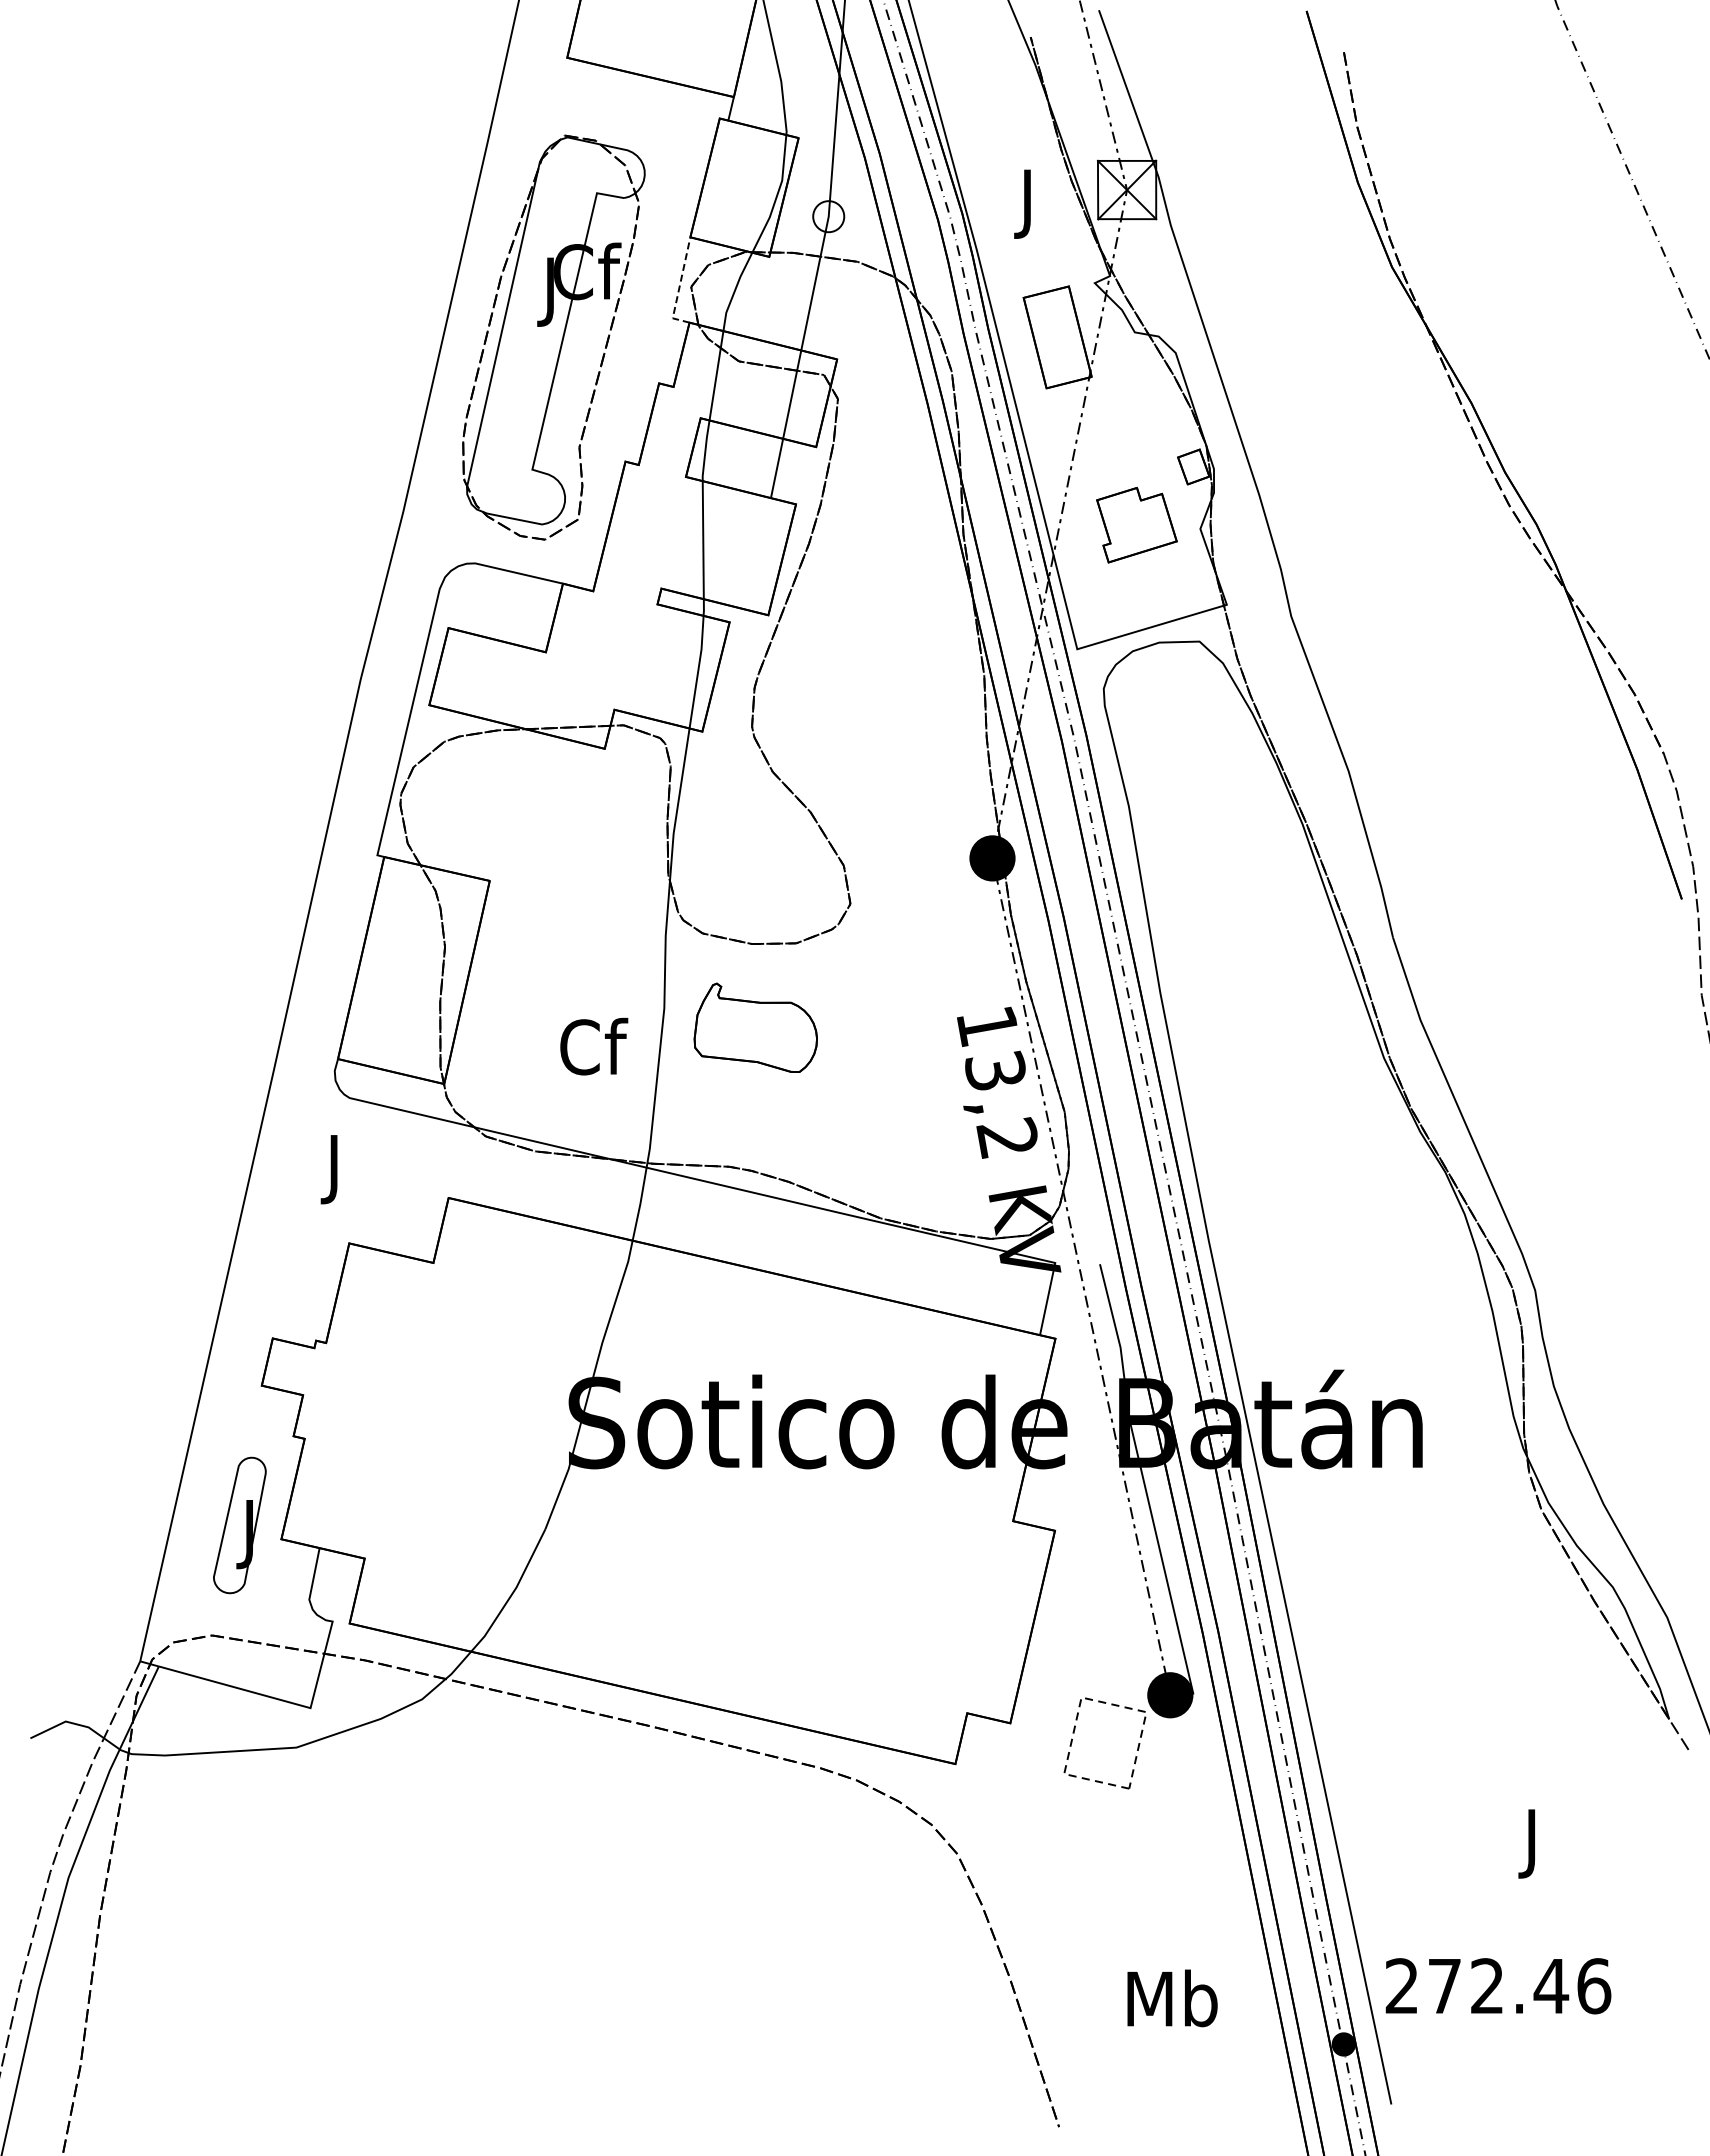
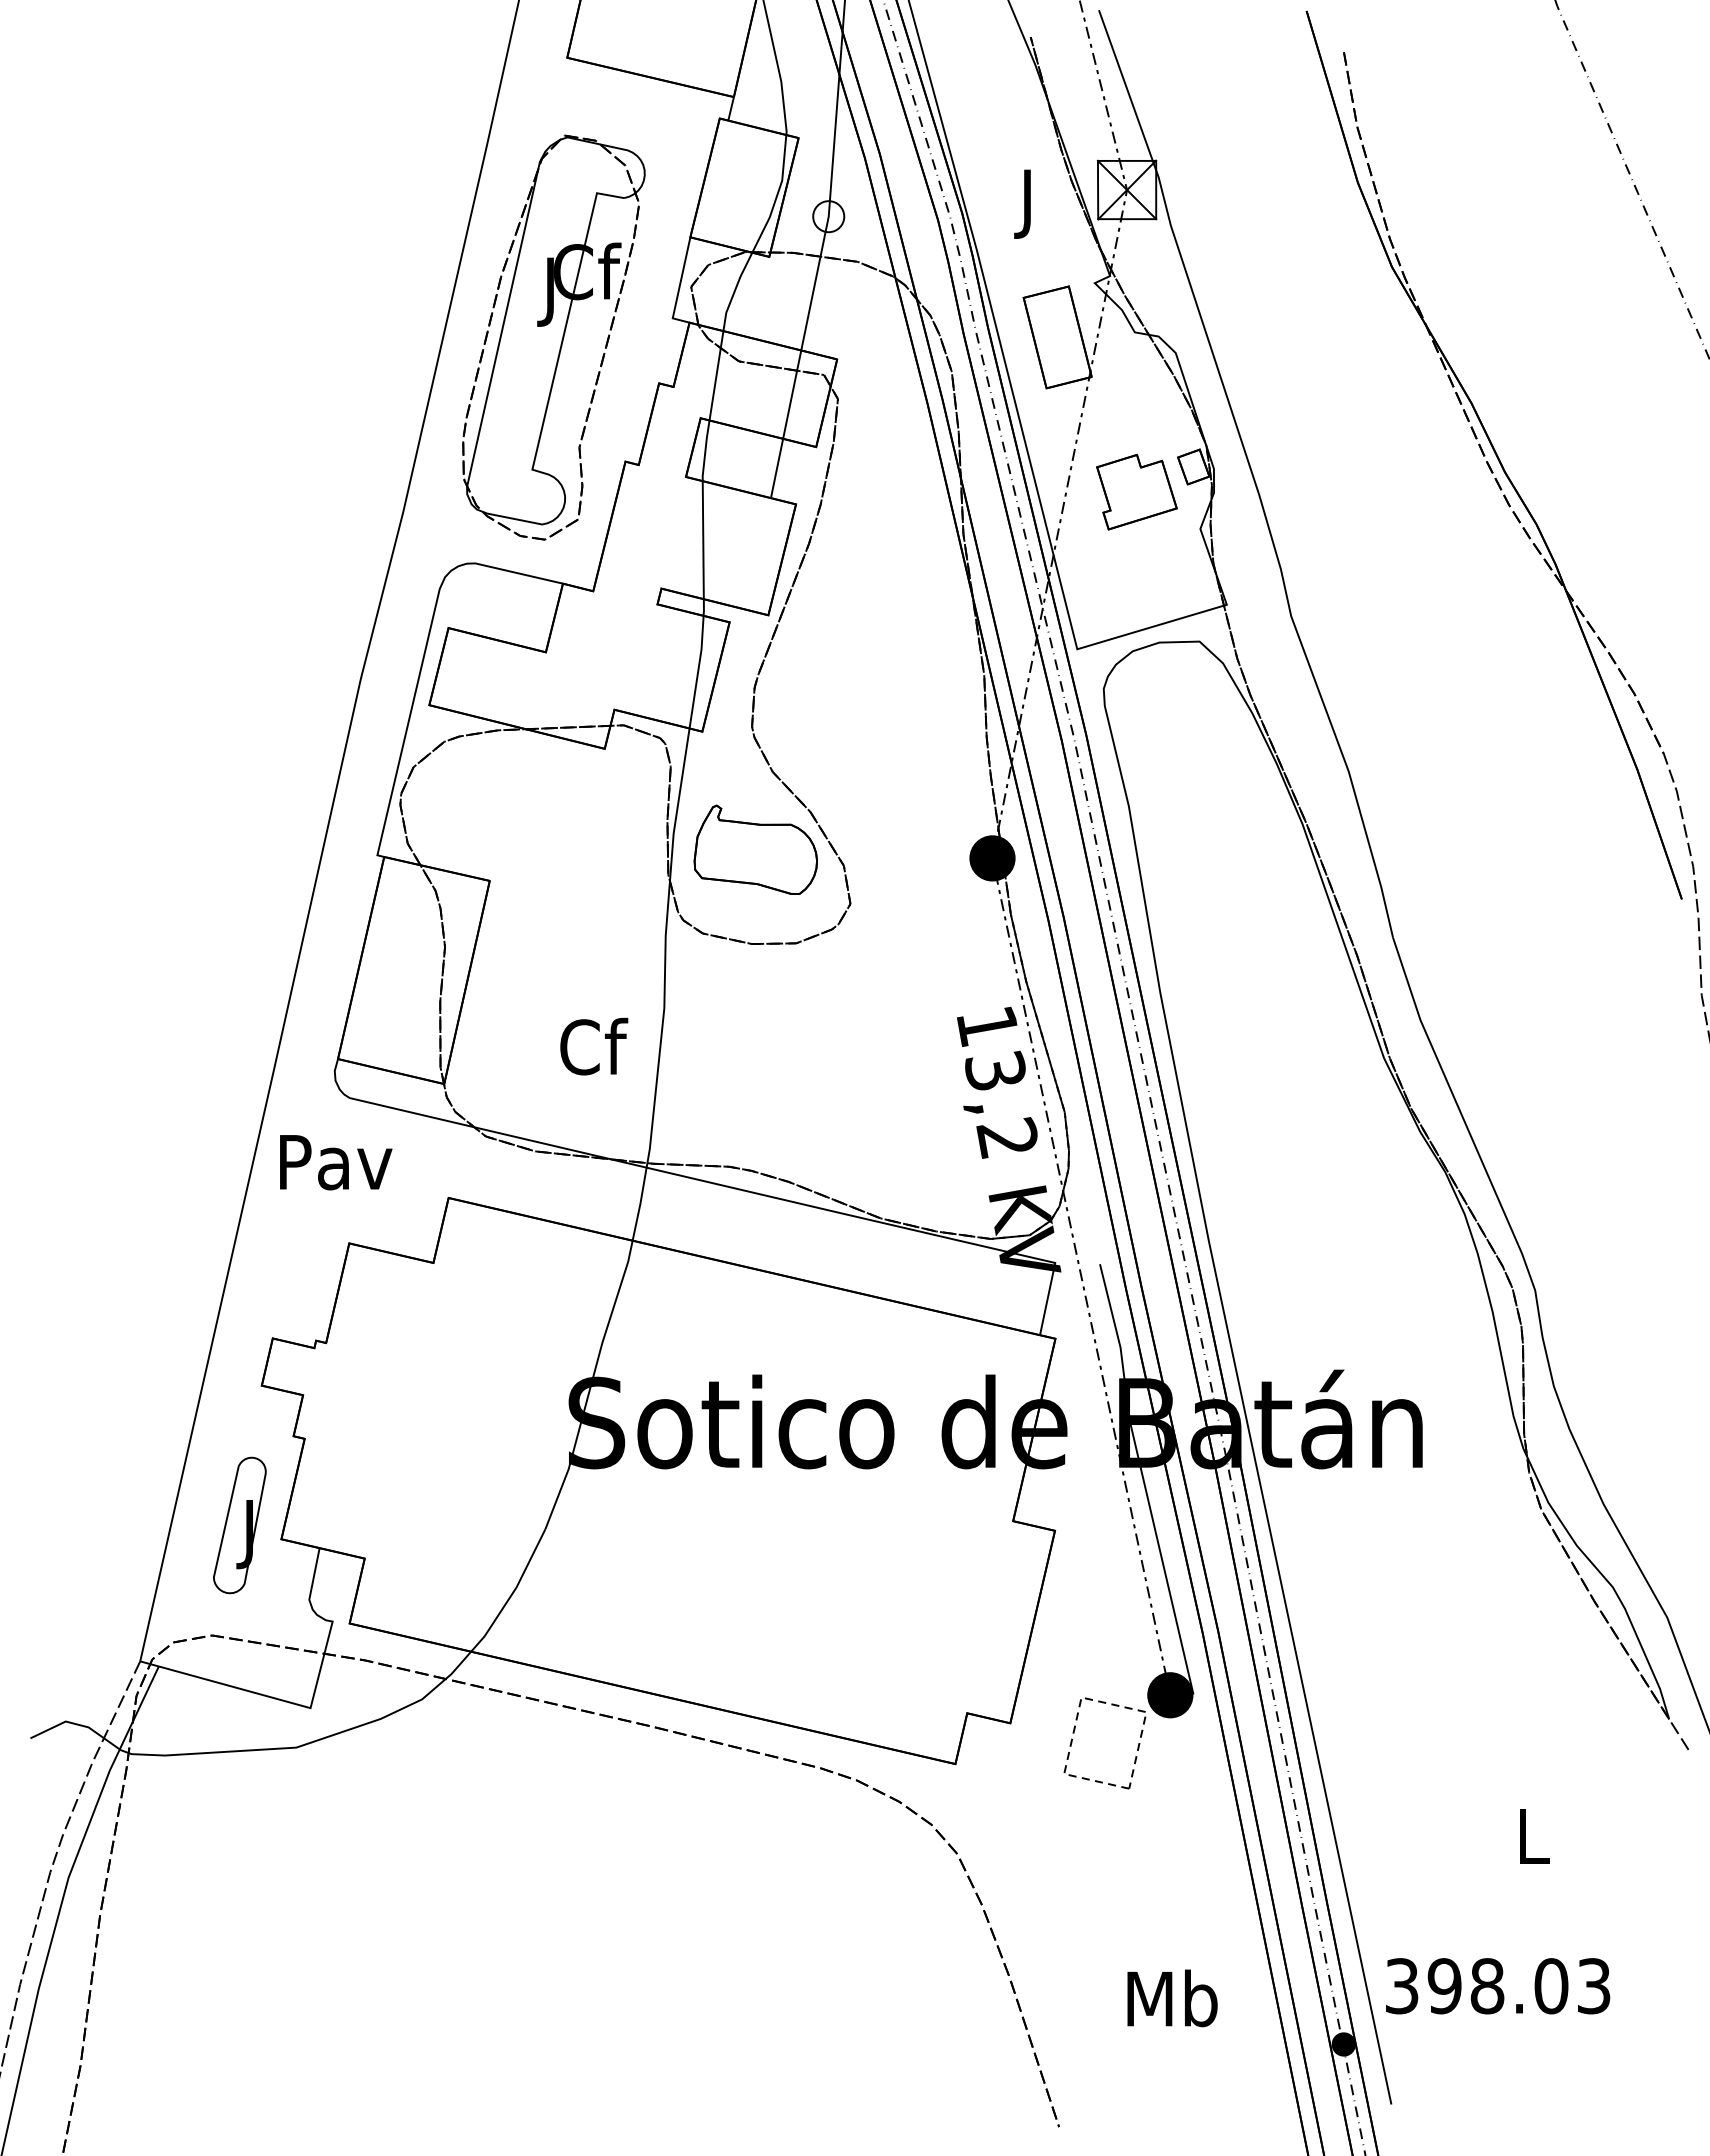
line: dashed -> solid (679, 287)
part position: (1136, 524) -> (1136, 491) (1136, 491)
part position: (755, 1027) -> (755, 849) (755, 849)
text: J -> Pav (336, 1169)
text: J -> L (1533, 1843)
text: 272.46 -> 398.03 (1498, 1986)
